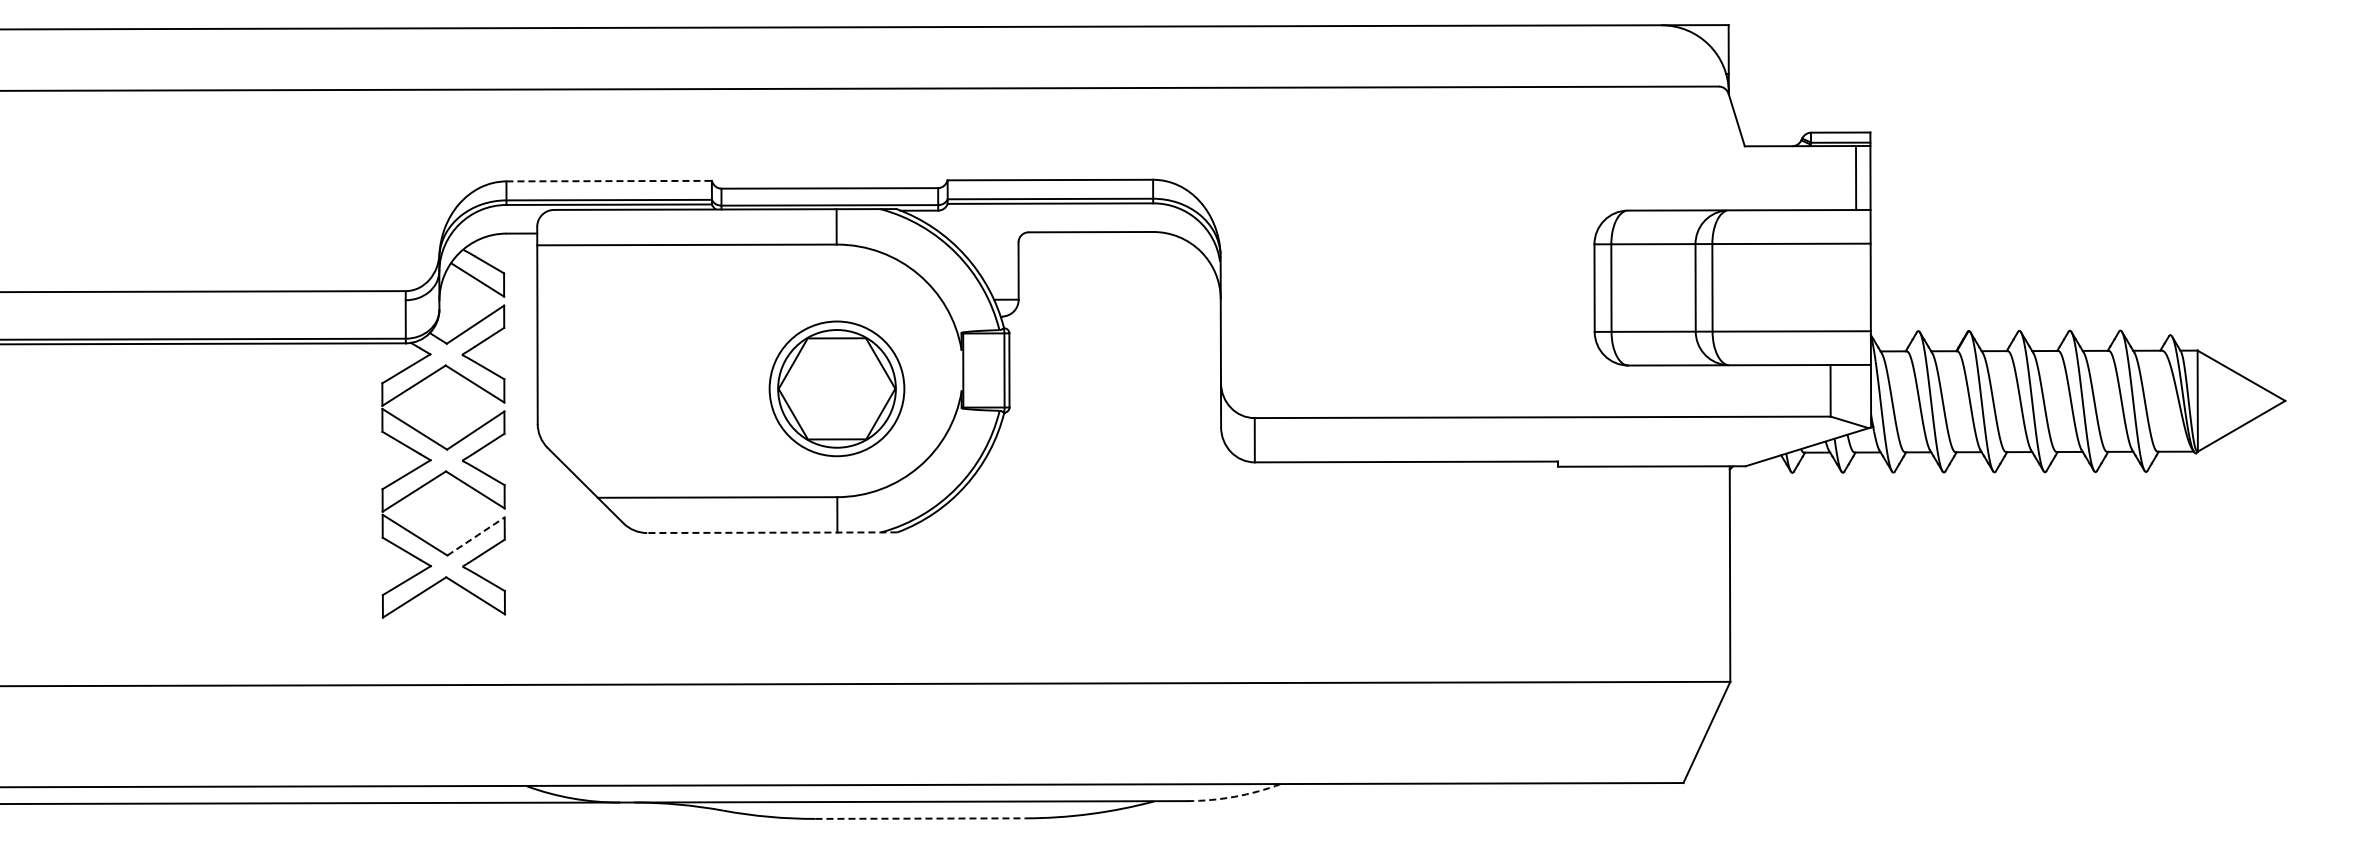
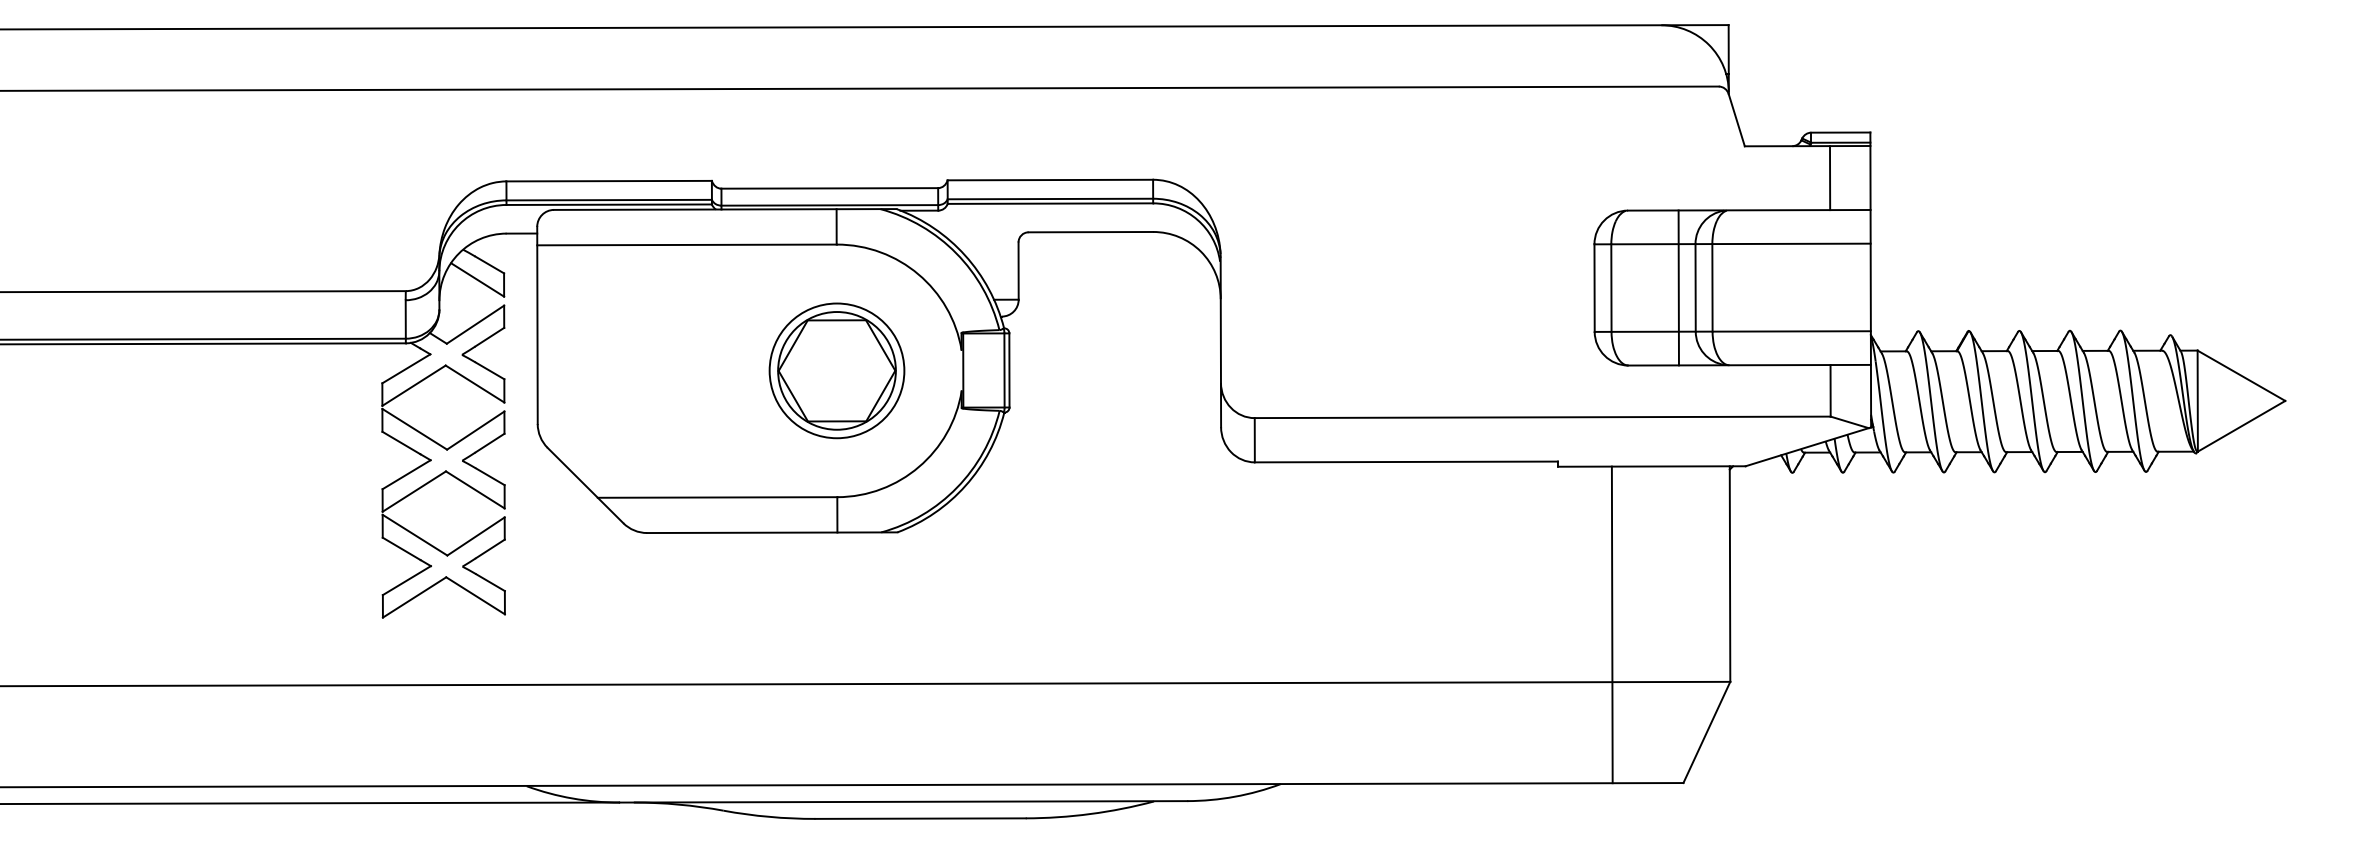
line position: (1856, 178) -> (1830, 178) (1830, 178)
line: dashed -> solid (609, 181)
line: none -> present (1678, 287)
part position: (836, 388) -> (836, 370) (836, 370)
line: dashed -> solid (771, 532)
line: dashed -> solid (476, 536)
line: none -> present (1611, 624)
arc: dashed -> solid (1234, 796)
line: dashed -> solid (921, 818)
